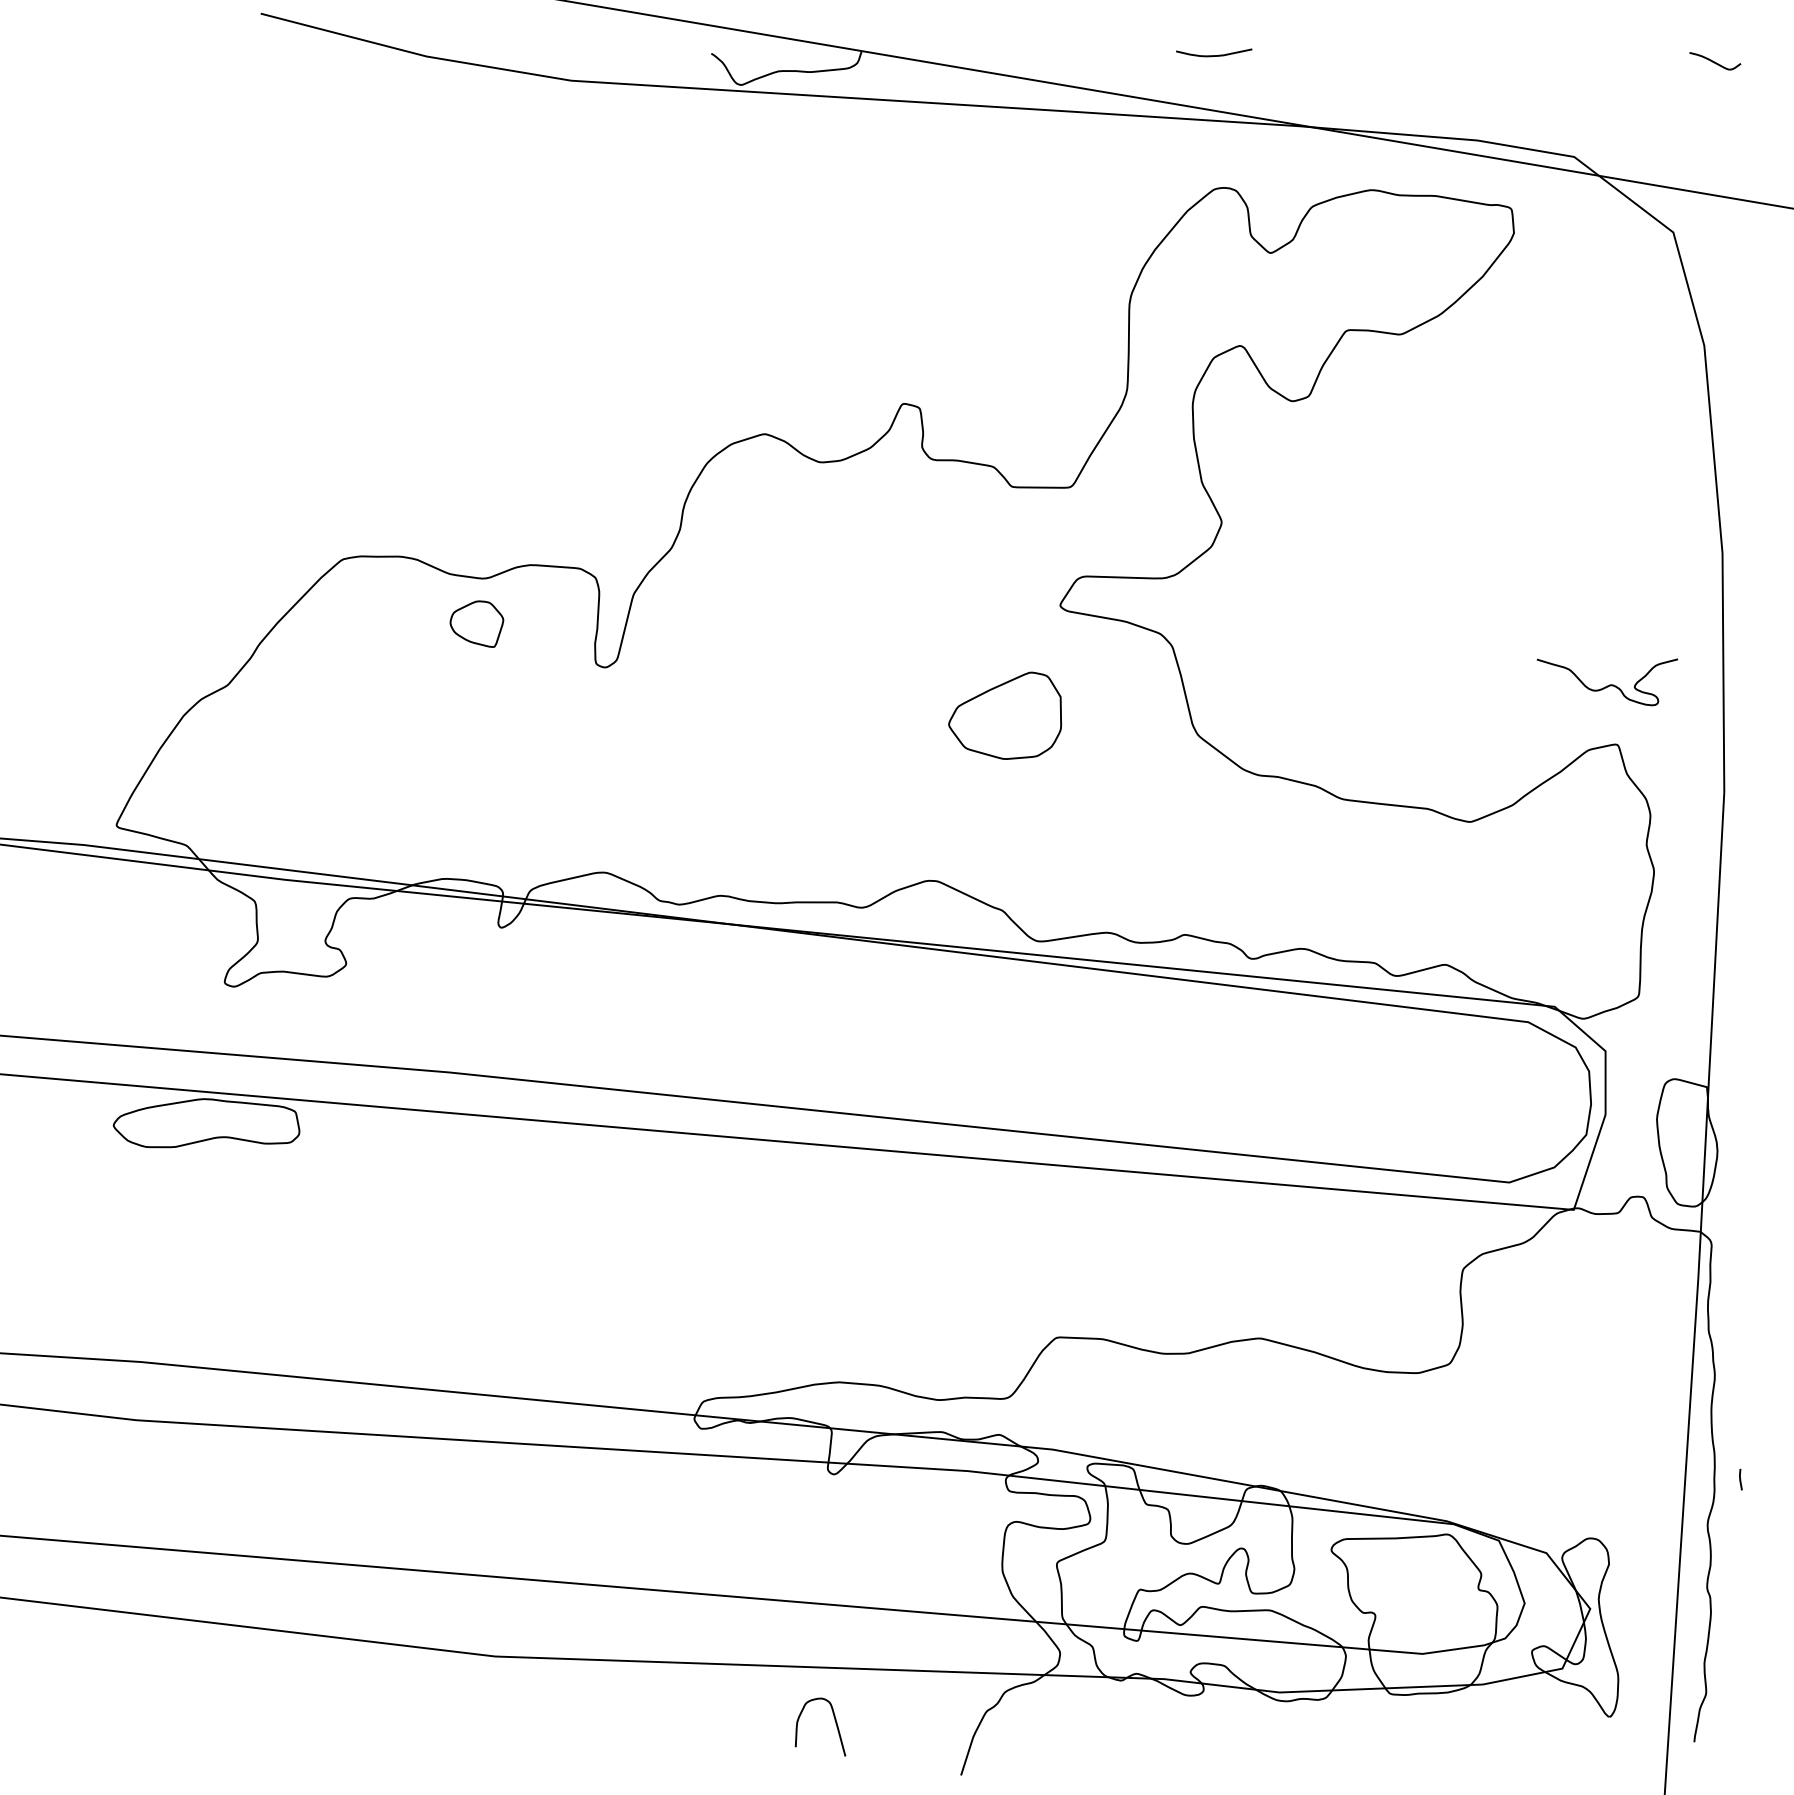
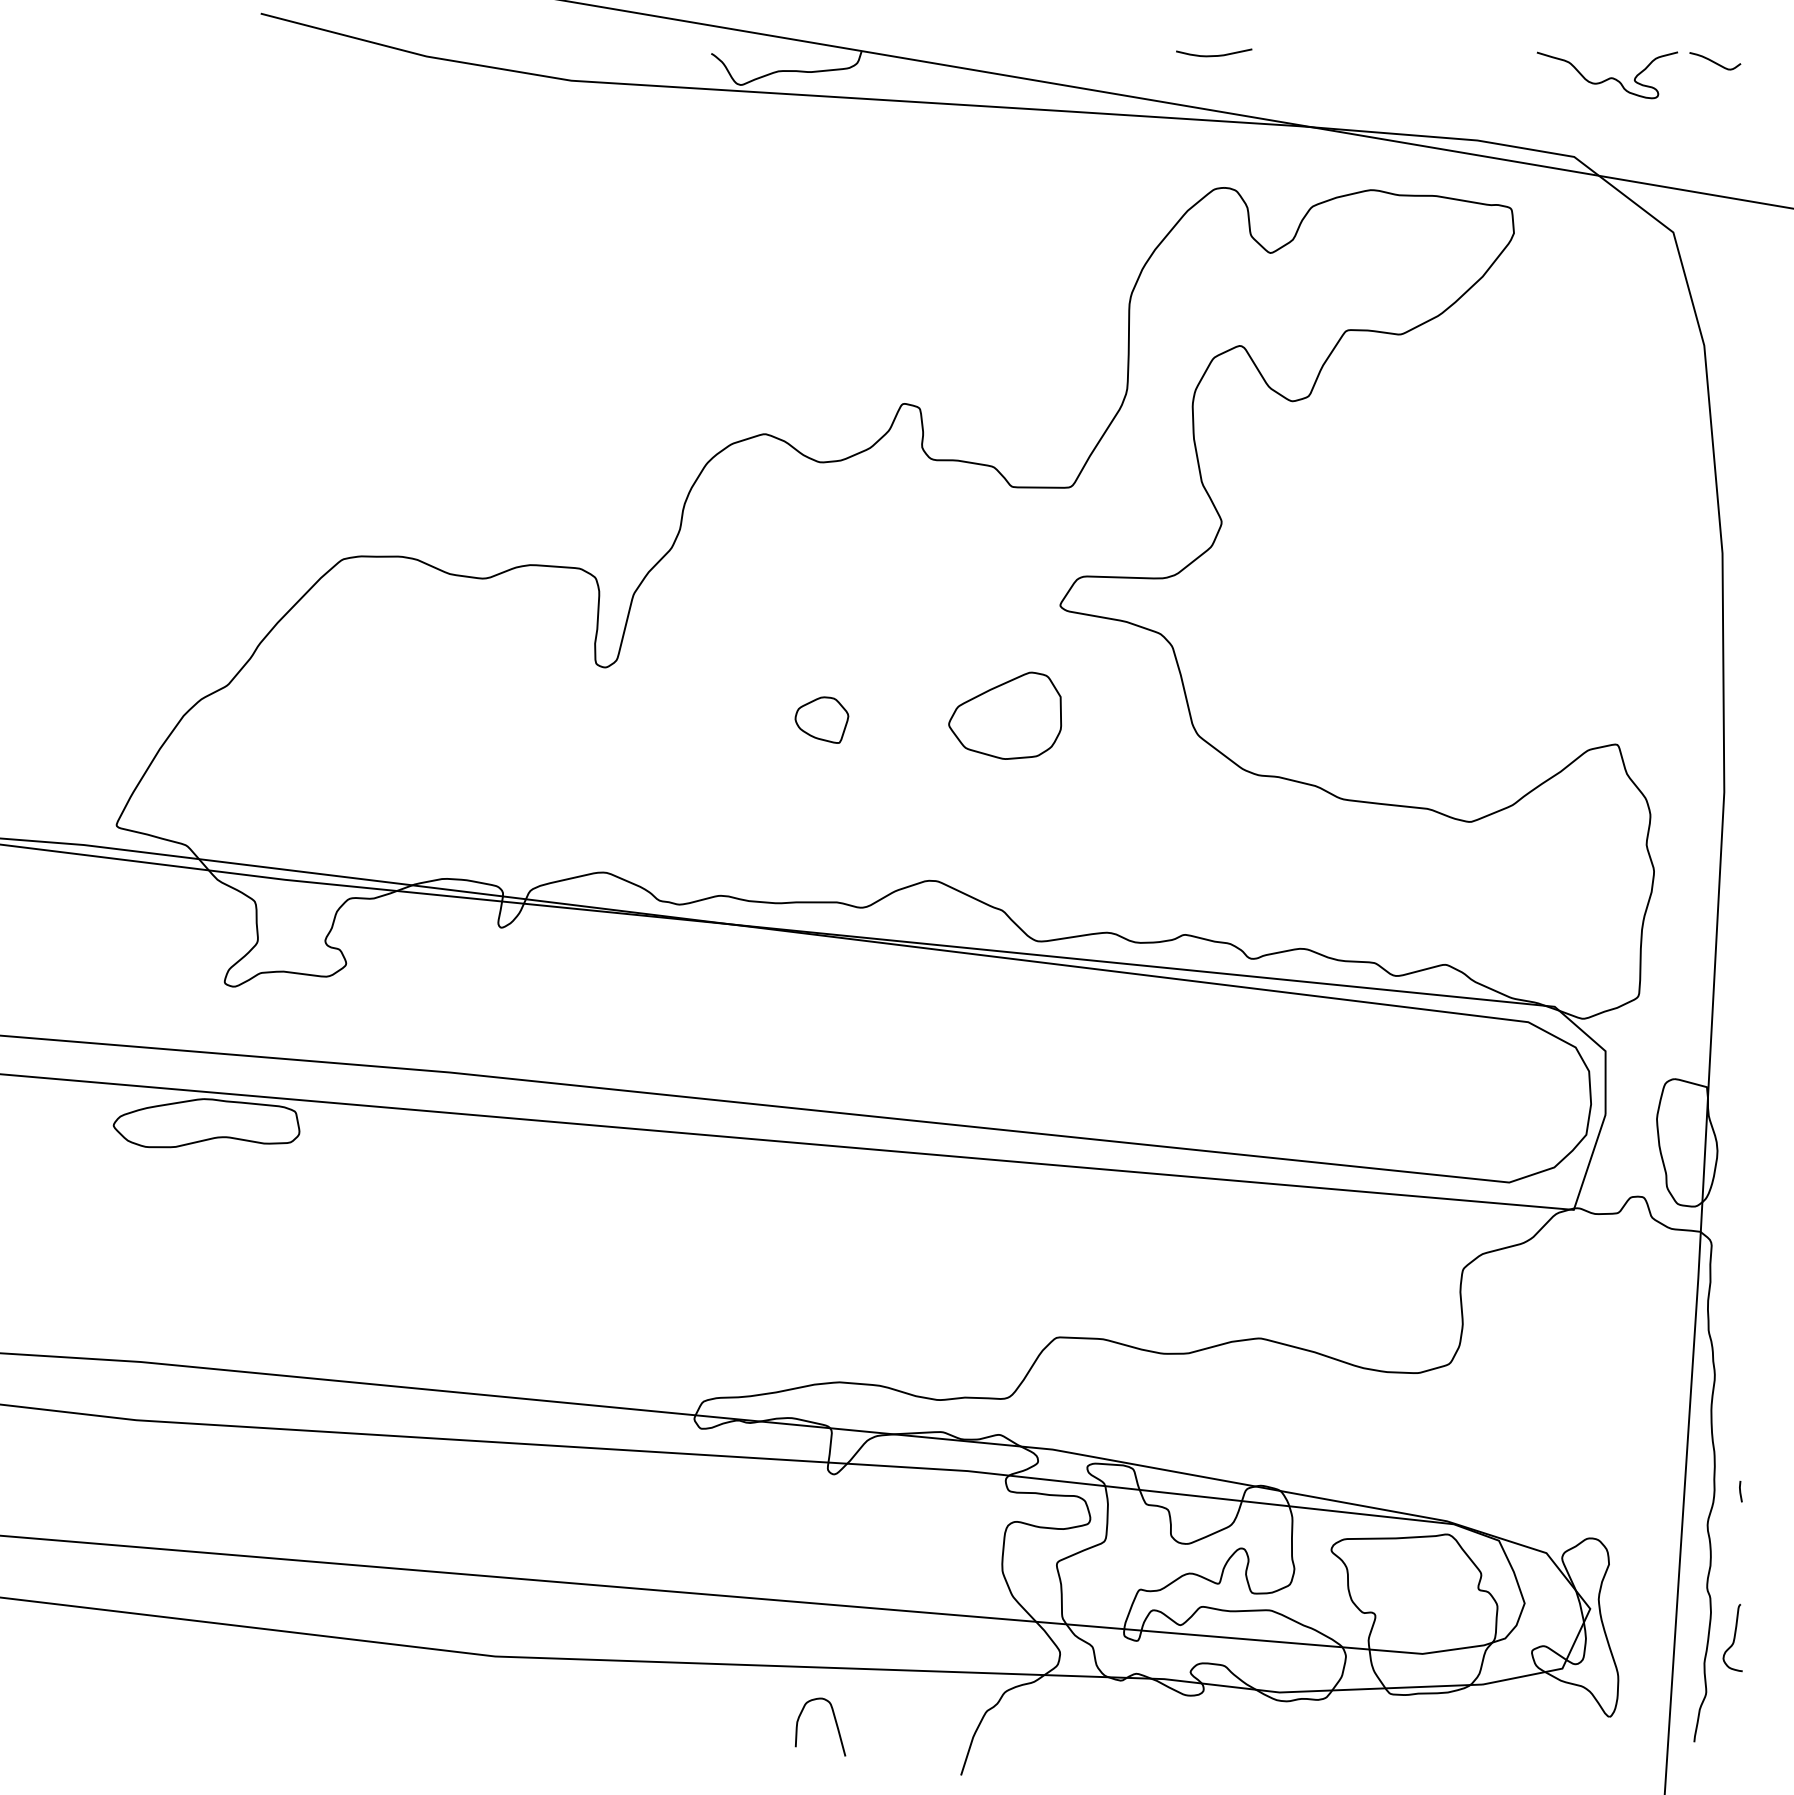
part position: (476, 623) -> (821, 719) (821, 719)
curve position: (1609, 684) -> (1609, 77) (1609, 77)
line position: (1740, 1479) -> (1740, 1491) (1740, 1491)
curve: none -> present (1733, 1637)
